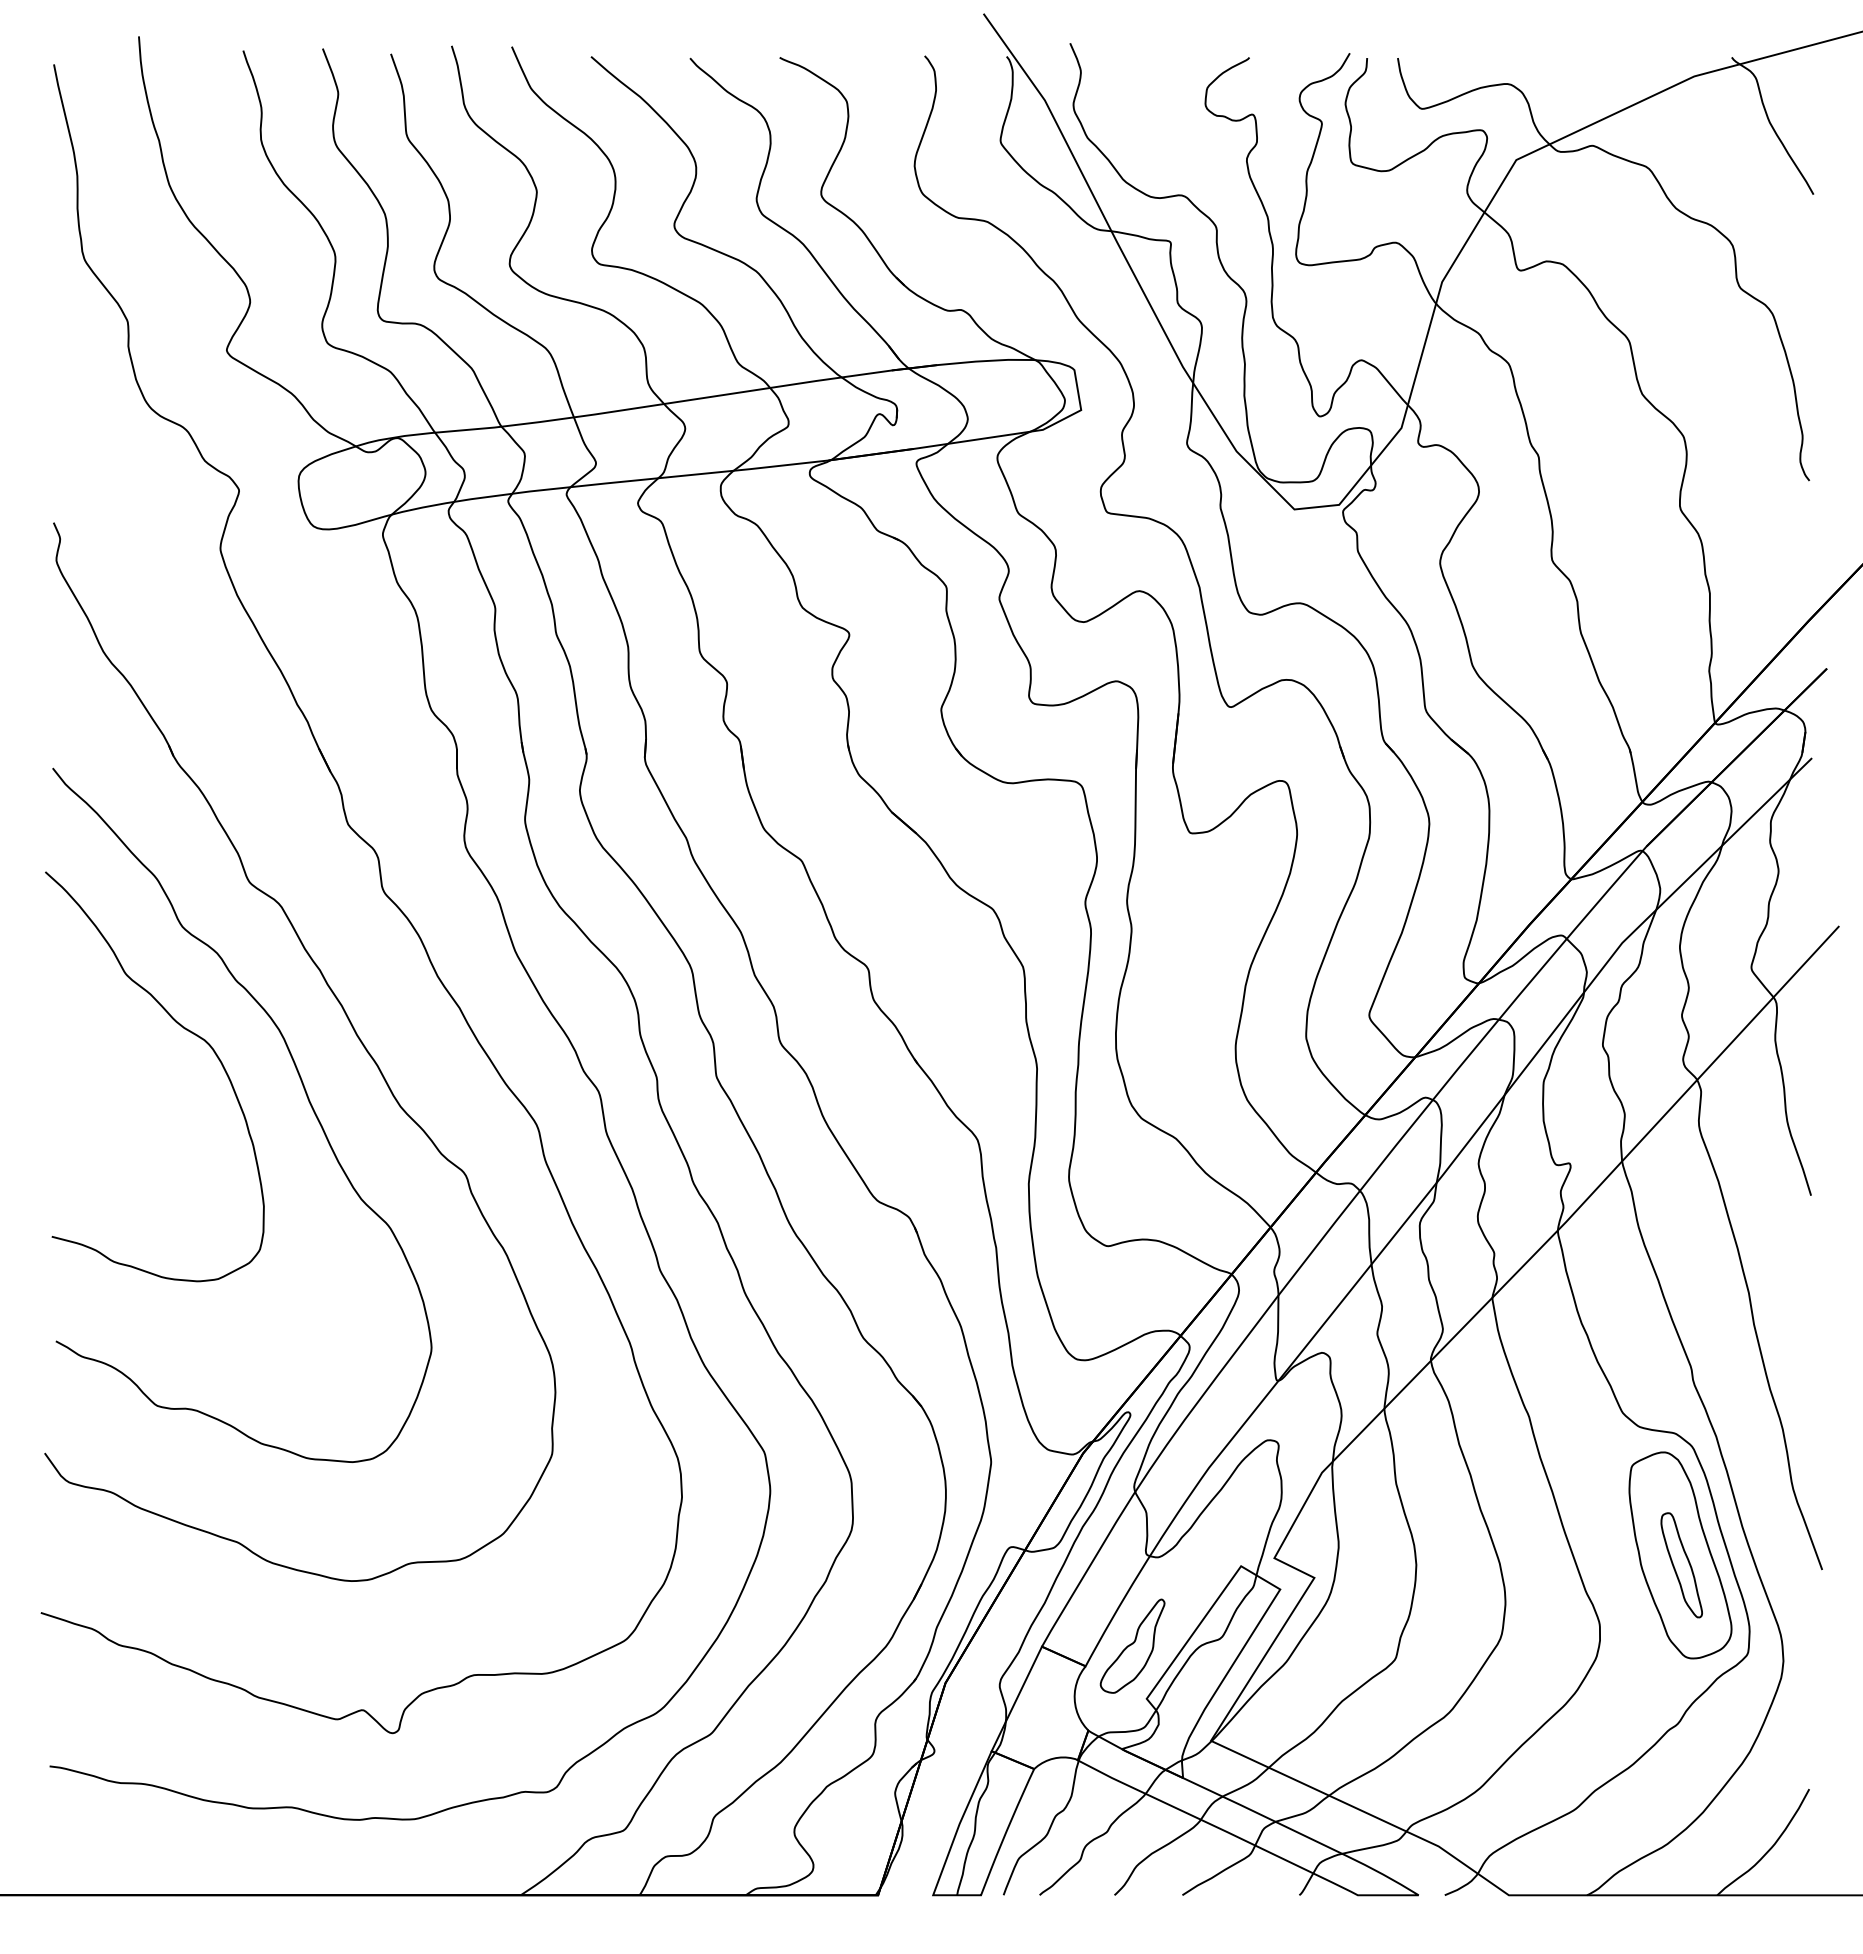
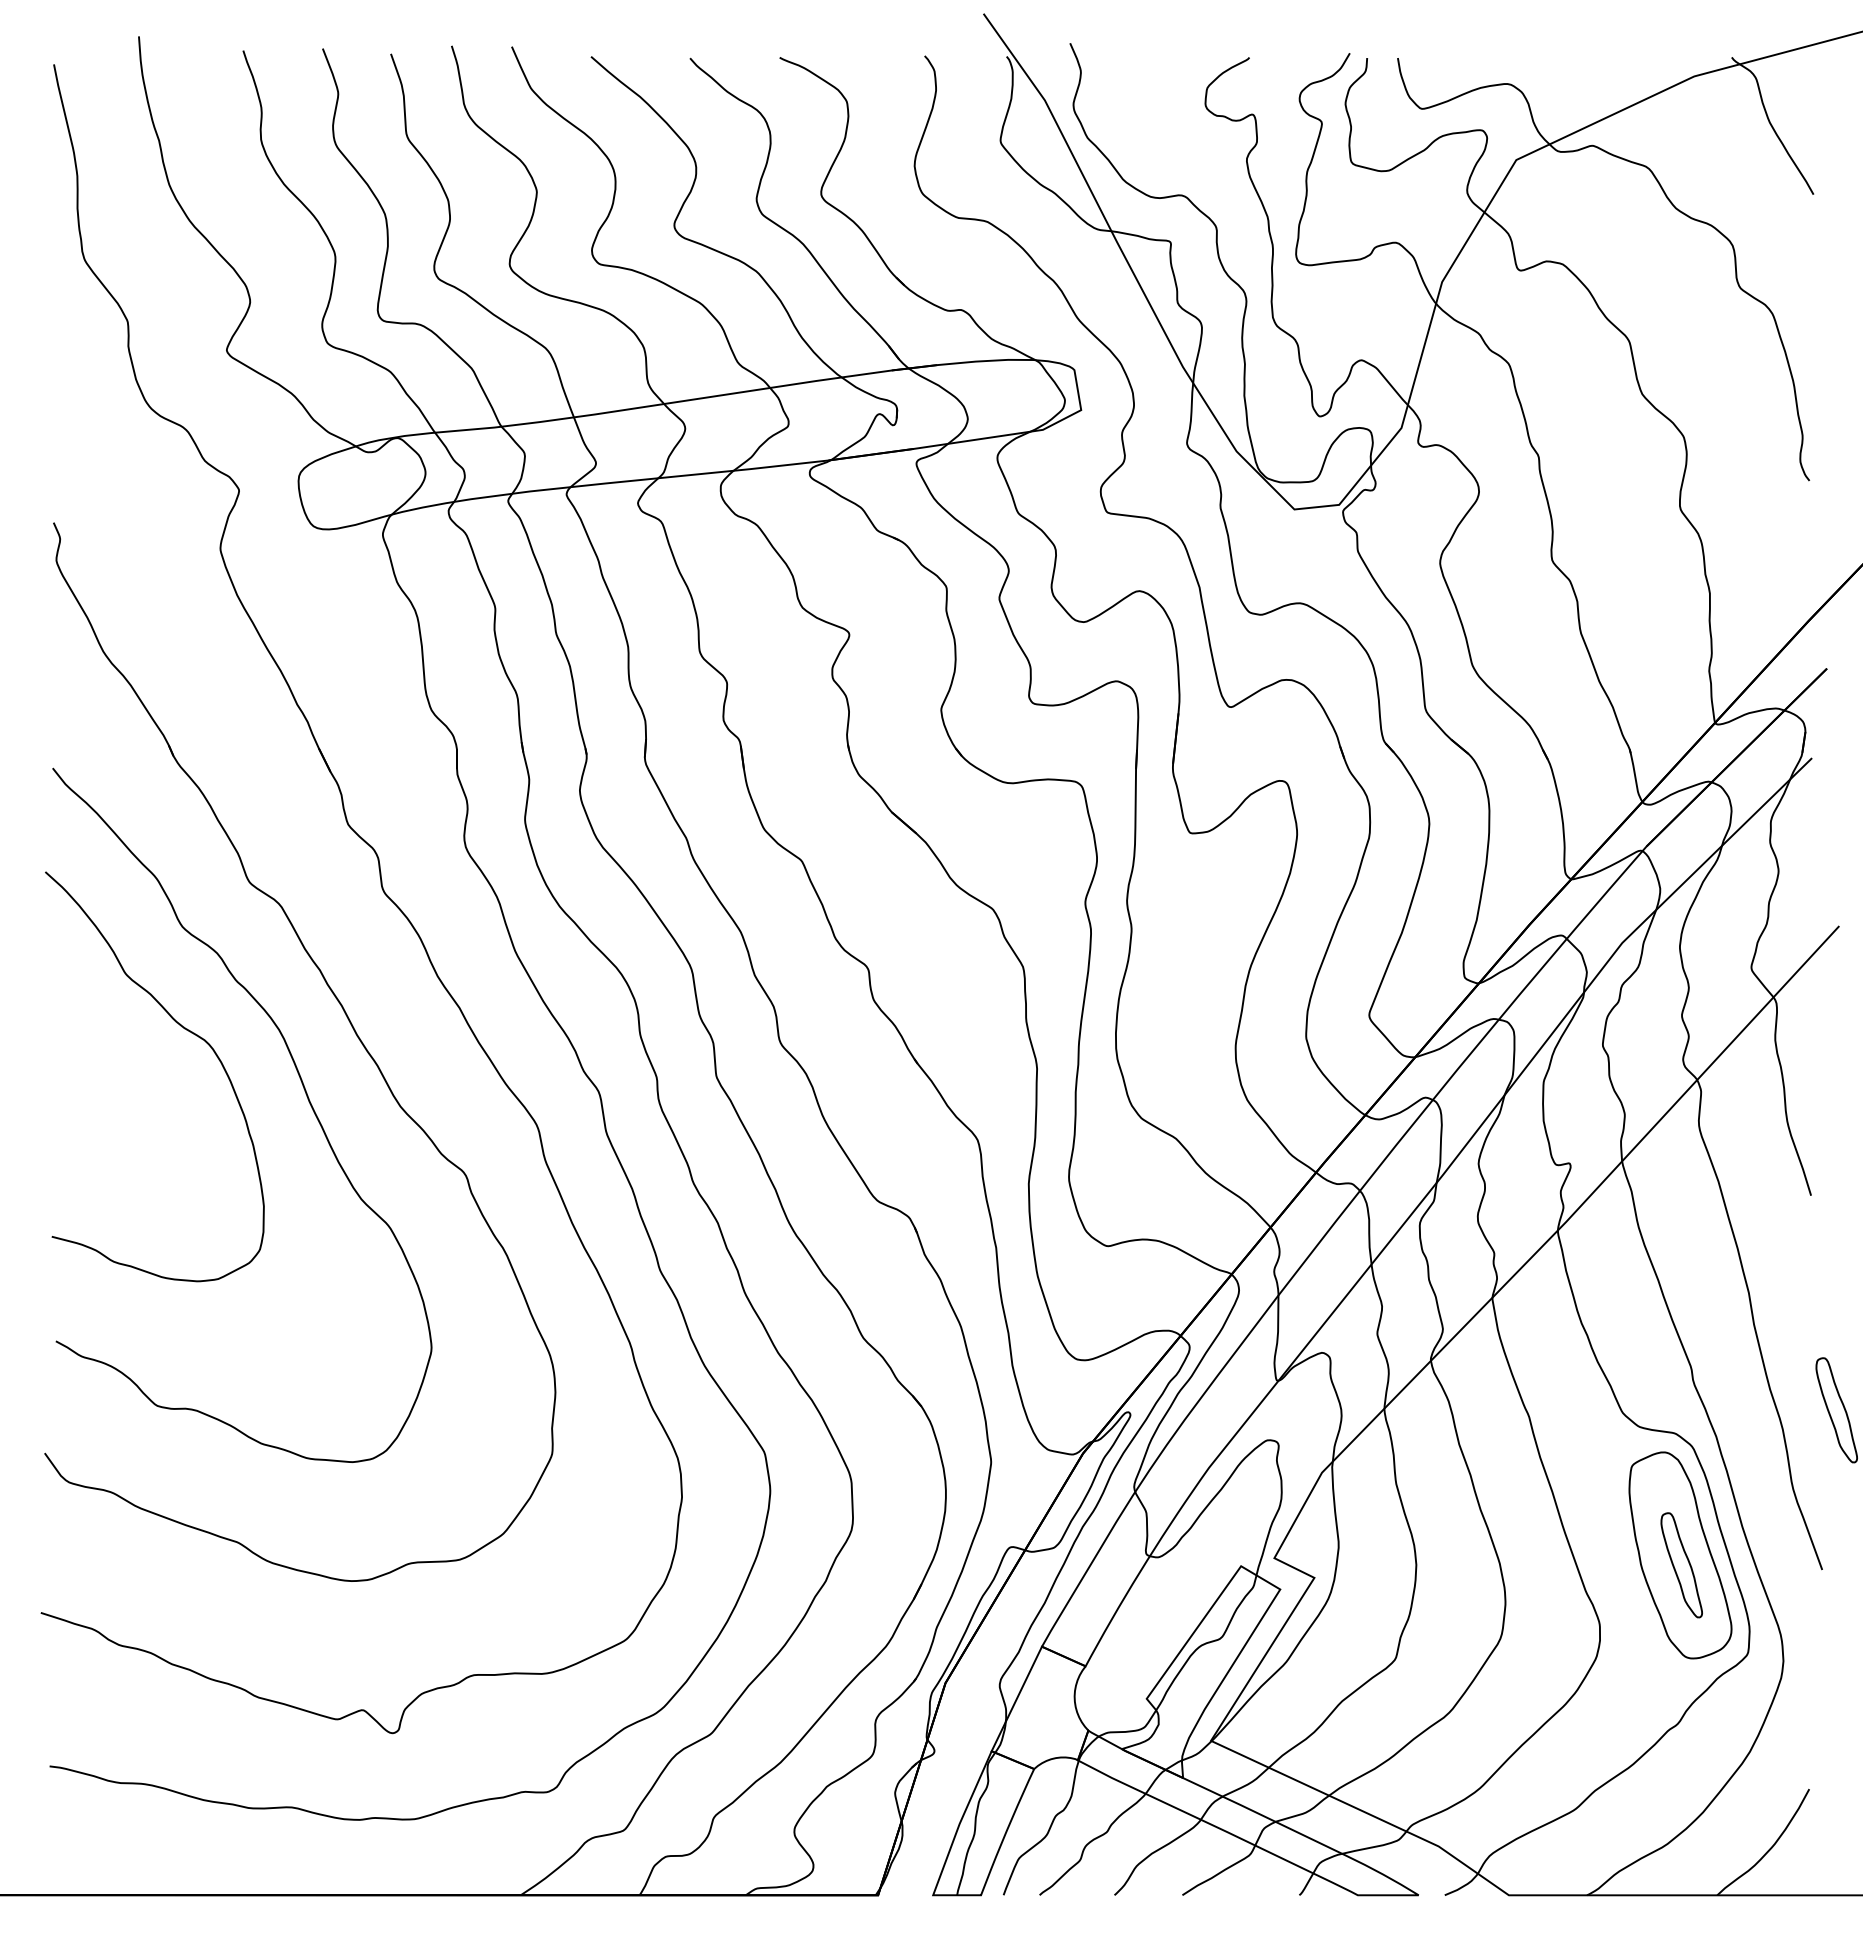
part: none -> present (1836, 1410)
part: present -> none (1132, 1645)
